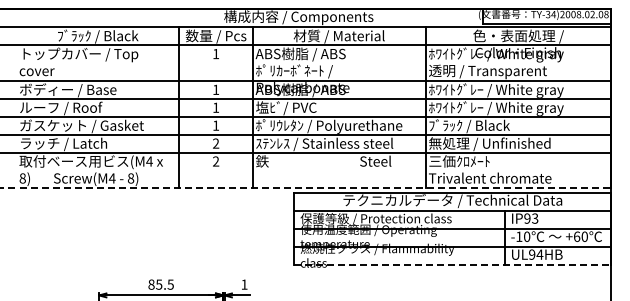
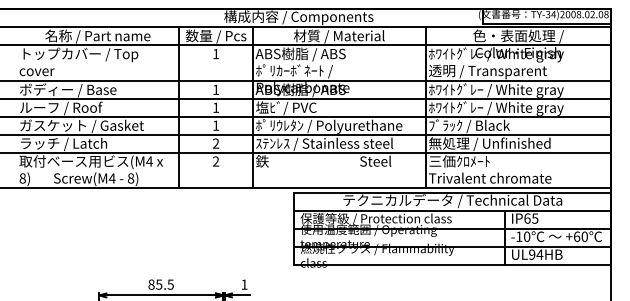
text: ﾌﾞﾗｯｸ / Black -> 名称 / Part name (97, 36)
line: dashed -> solid (306, 188)
text: IP93 -> IP65 (531, 218)
line: dashed -> solid (453, 264)
